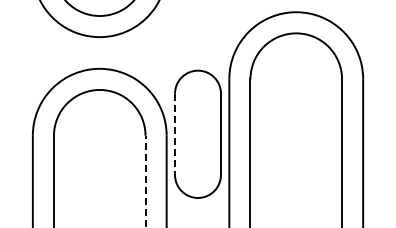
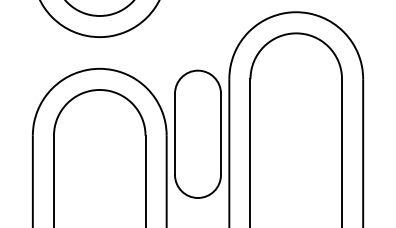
line: dashed -> solid (175, 134)
line: dashed -> solid (145, 181)
